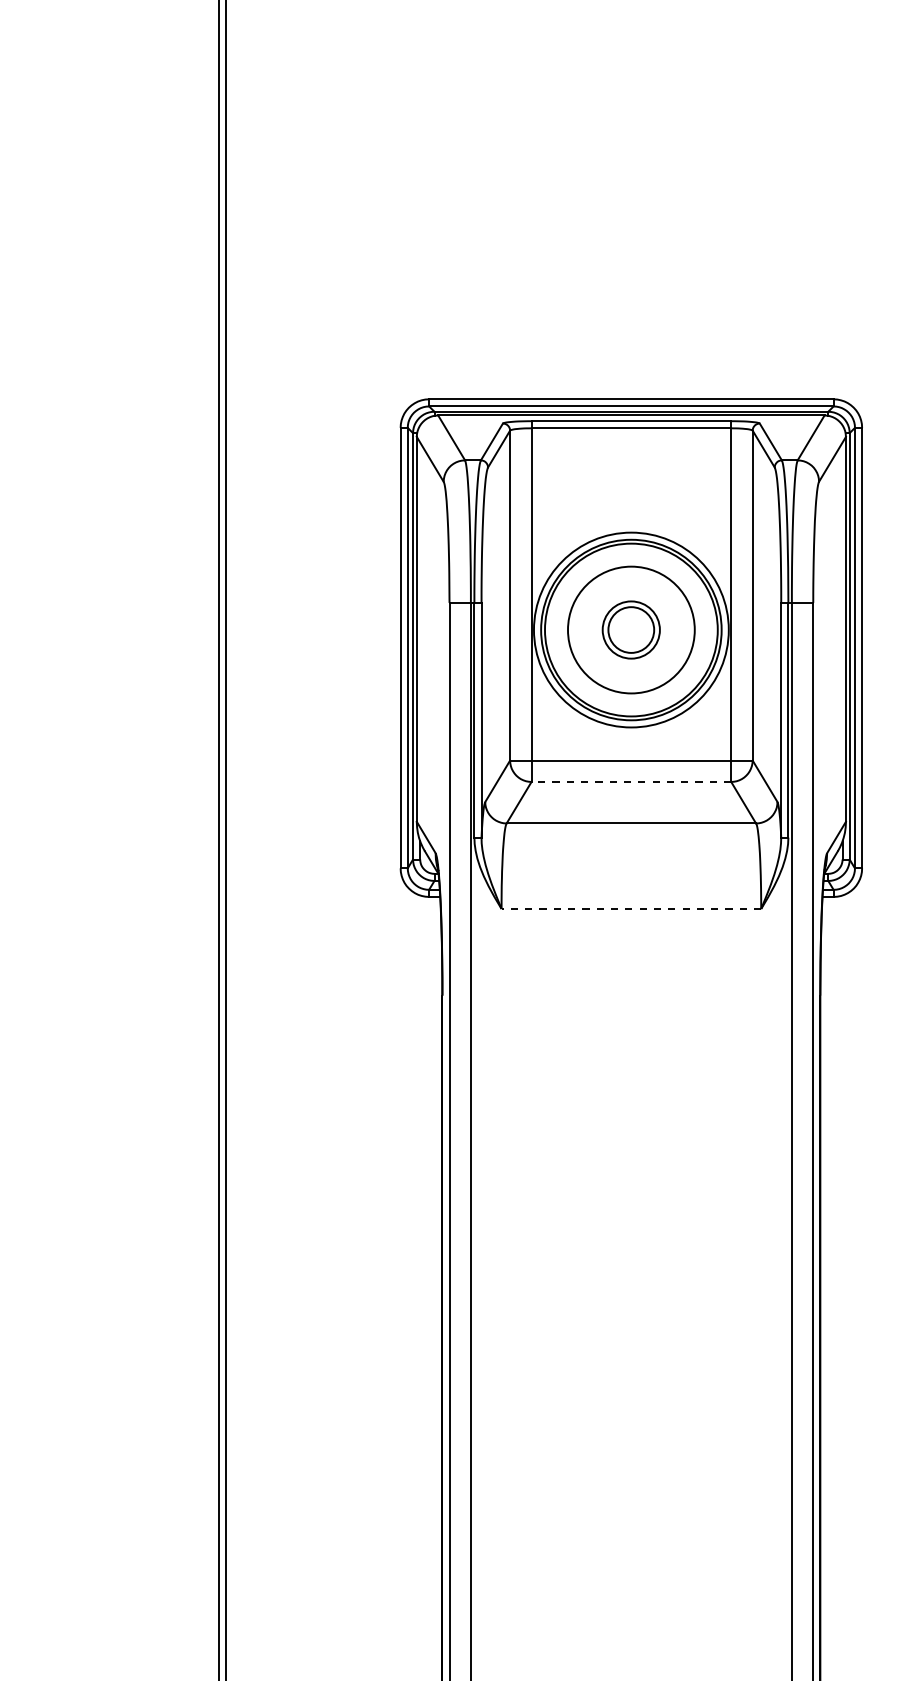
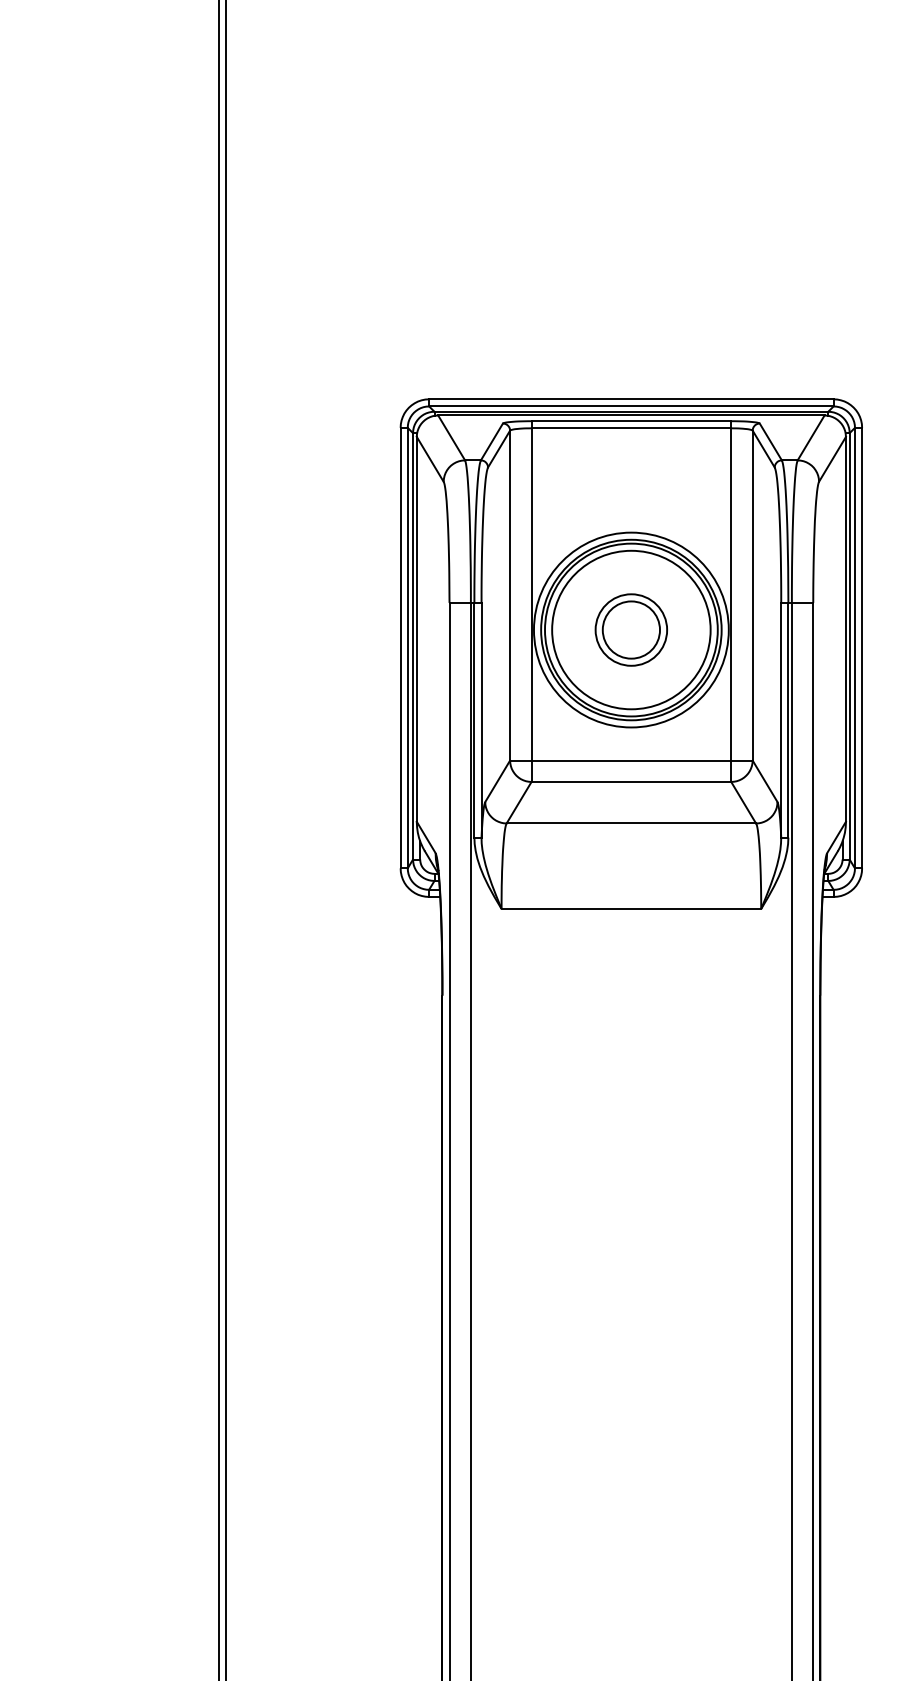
part size: 60x60 px -> 74x74 px (630, 629)
circle diameter: 127 px -> 158 px (631, 629)
line: dashed -> solid (631, 781)
line: dashed -> solid (631, 908)
